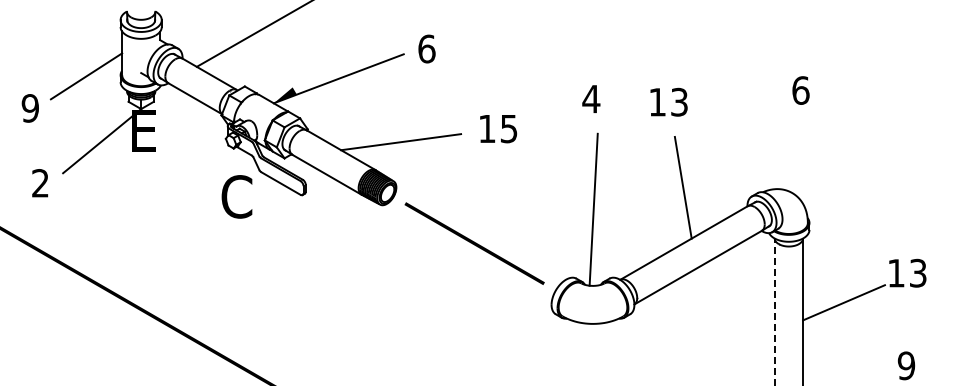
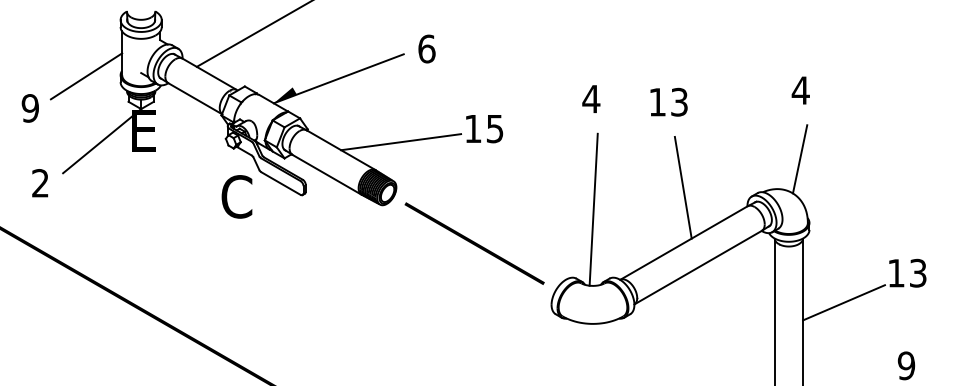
text: 6 -> 4 (800, 90)
text position: (498, 129) -> (484, 129) (484, 129)
line: none -> present (799, 159)
line: dashed -> solid (774, 312)
